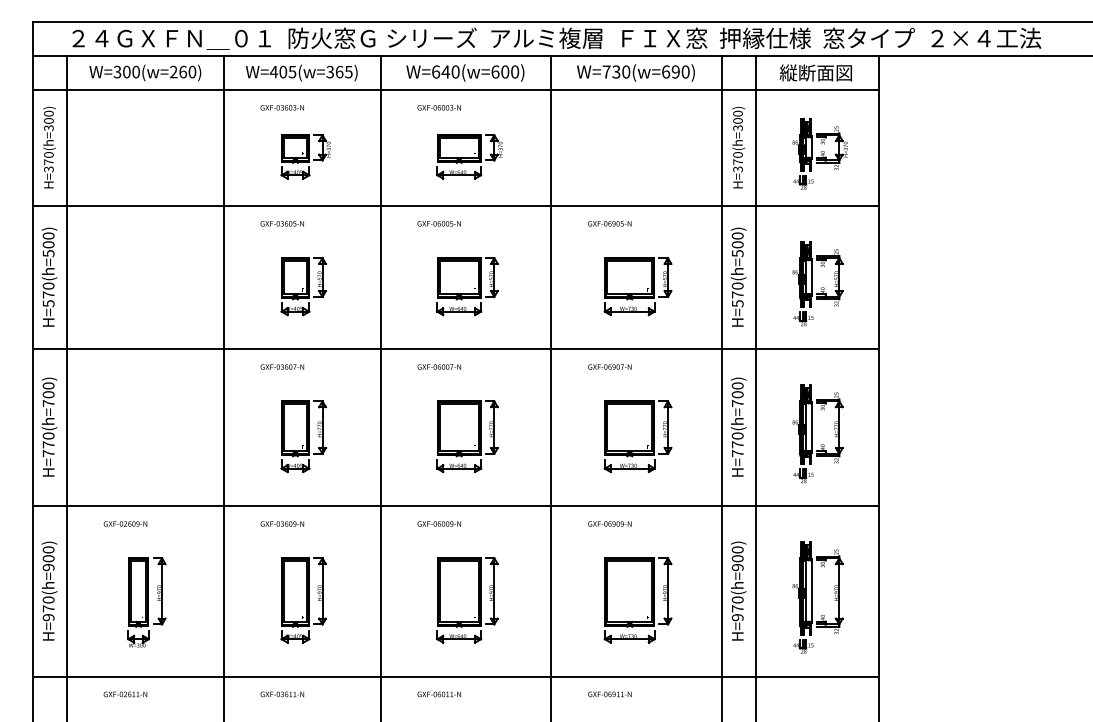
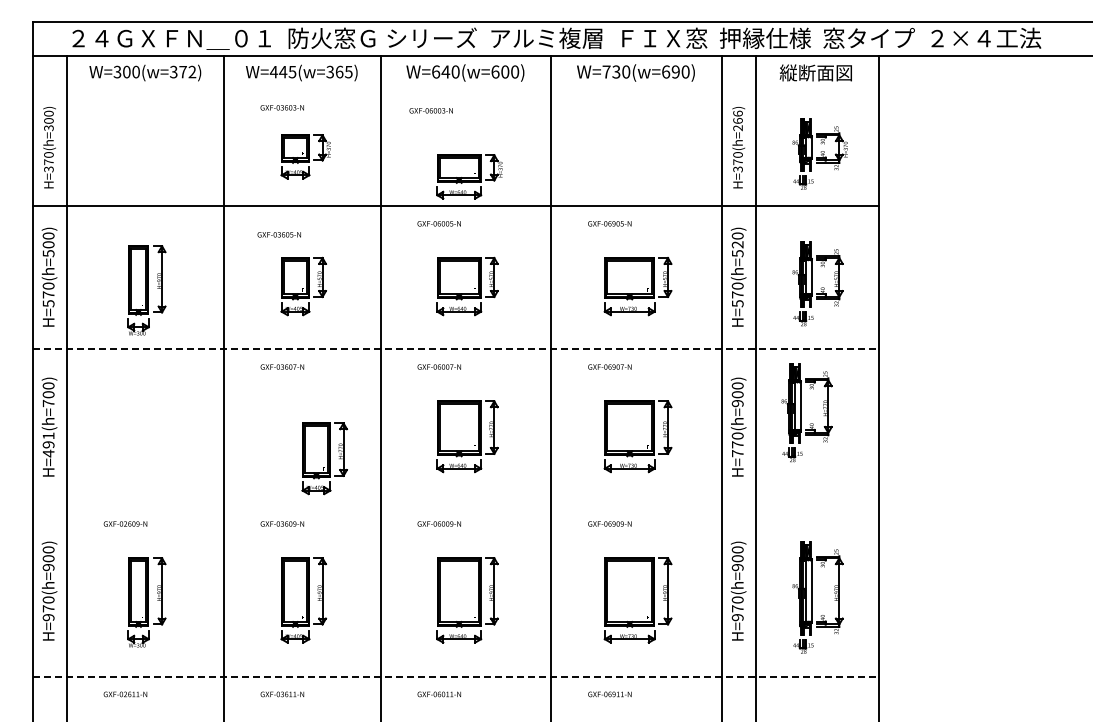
text: W=300(w=260) -> W=300(w=372) (183, 71)
text: W=405(w=365) -> W=445(w=365) (283, 71)
line: present -> none (455, 89)
text position: (438, 107) -> (430, 110) (430, 110)
text: H=370(h=300) -> H=370(h=266) (737, 120)
part position: (469, 156) -> (469, 176) (469, 176)
text position: (281, 223) -> (278, 234) (278, 234)
text: H=570(h=500) -> H=570(h=520) (737, 244)
part: none -> present (146, 290)
line: solid -> dashed (456, 349)
text: H=770(h=700) -> H=770(h=900) (737, 403)
part position: (817, 433) -> (806, 412) (806, 412)
part position: (303, 436) -> (324, 458) (324, 458)
text: H=770(h=700) -> H=491(h=700) (48, 444)
line: present -> none (455, 506)
line: solid -> dashed (456, 676)
